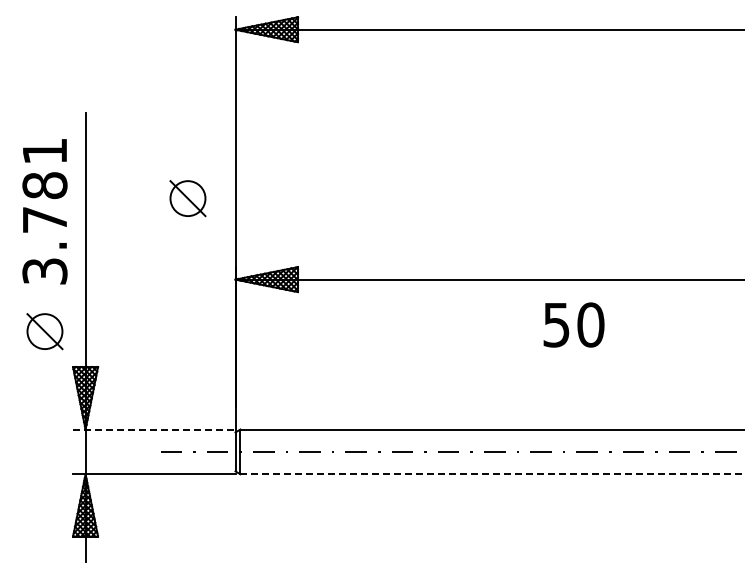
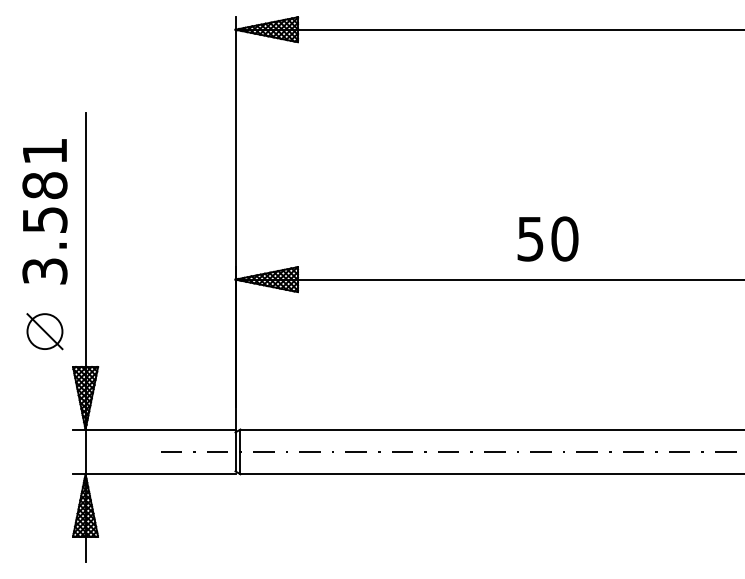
part: present -> none (187, 198)
text: 3.781 -> 3.581 (45, 219)
text position: (573, 324) -> (547, 238) (547, 238)
line: dashed -> solid (154, 429)
line: dashed -> solid (492, 474)
